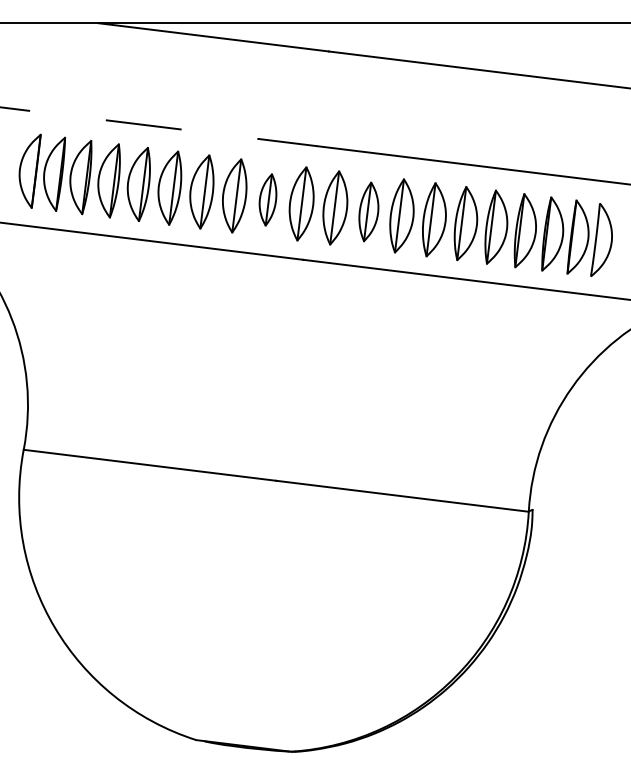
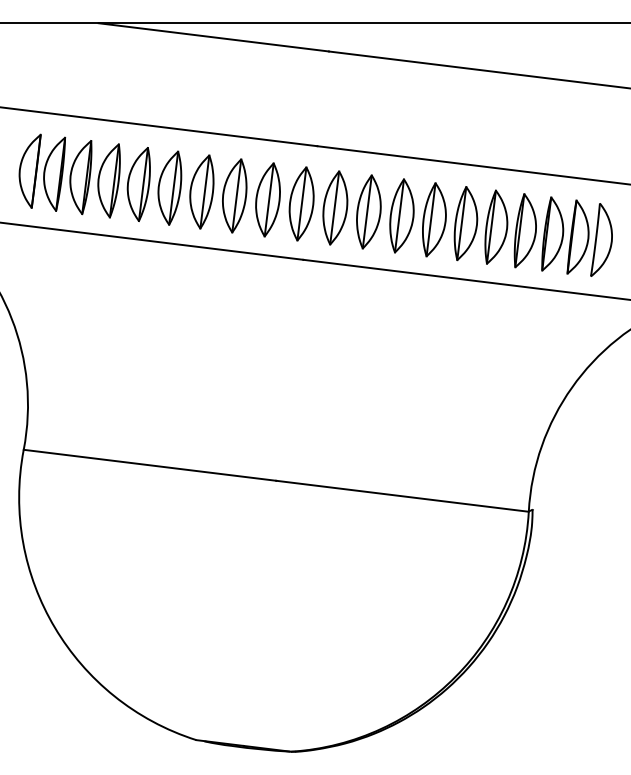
line: dashed -> solid (159, 126)
part size: 20x54 px -> 26x76 px (267, 199)
part size: 22x62 px -> 26x76 px (368, 211)
